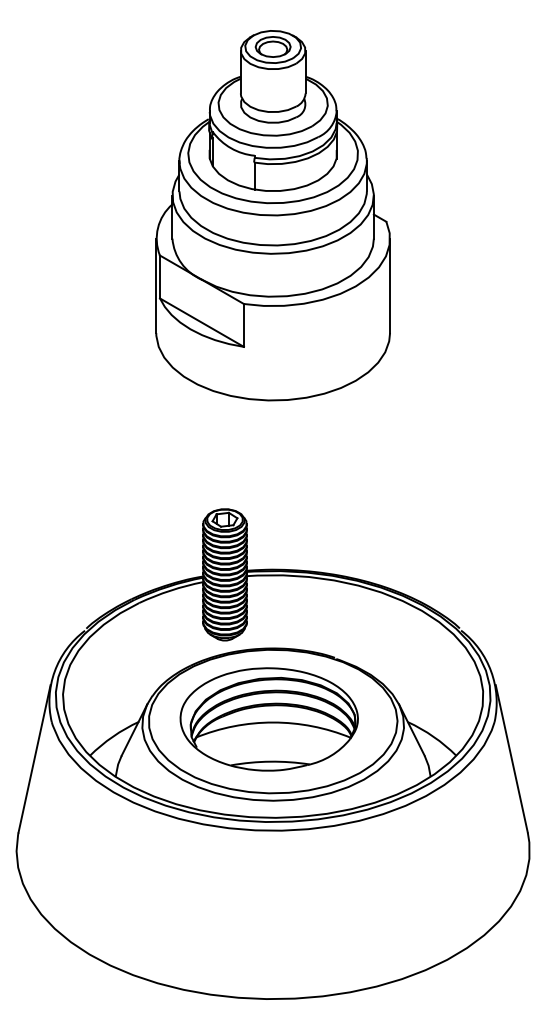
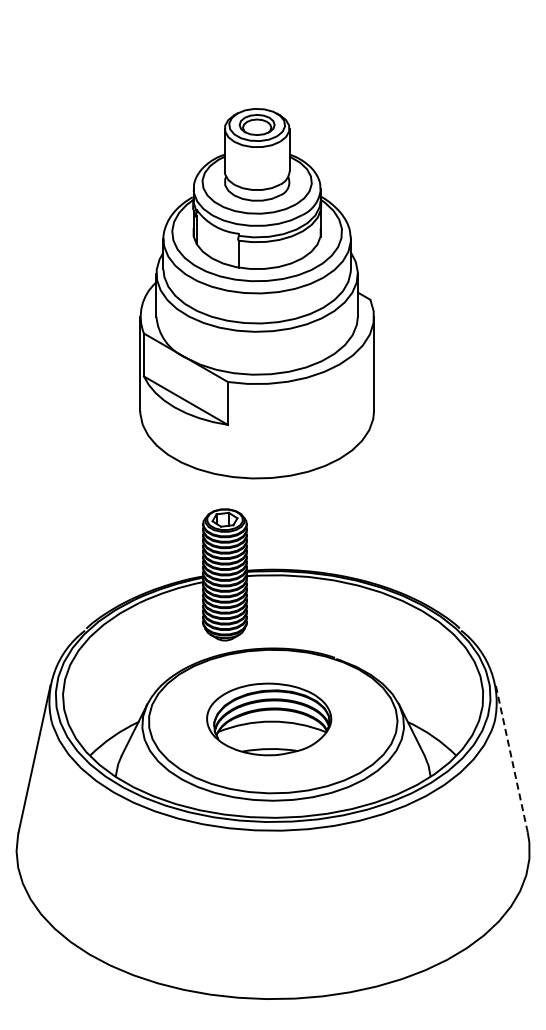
part position: (272, 215) -> (256, 293) (256, 293)
part size: 180x105 px -> 127x75 px (269, 719)
line: solid -> dashed (511, 758)
